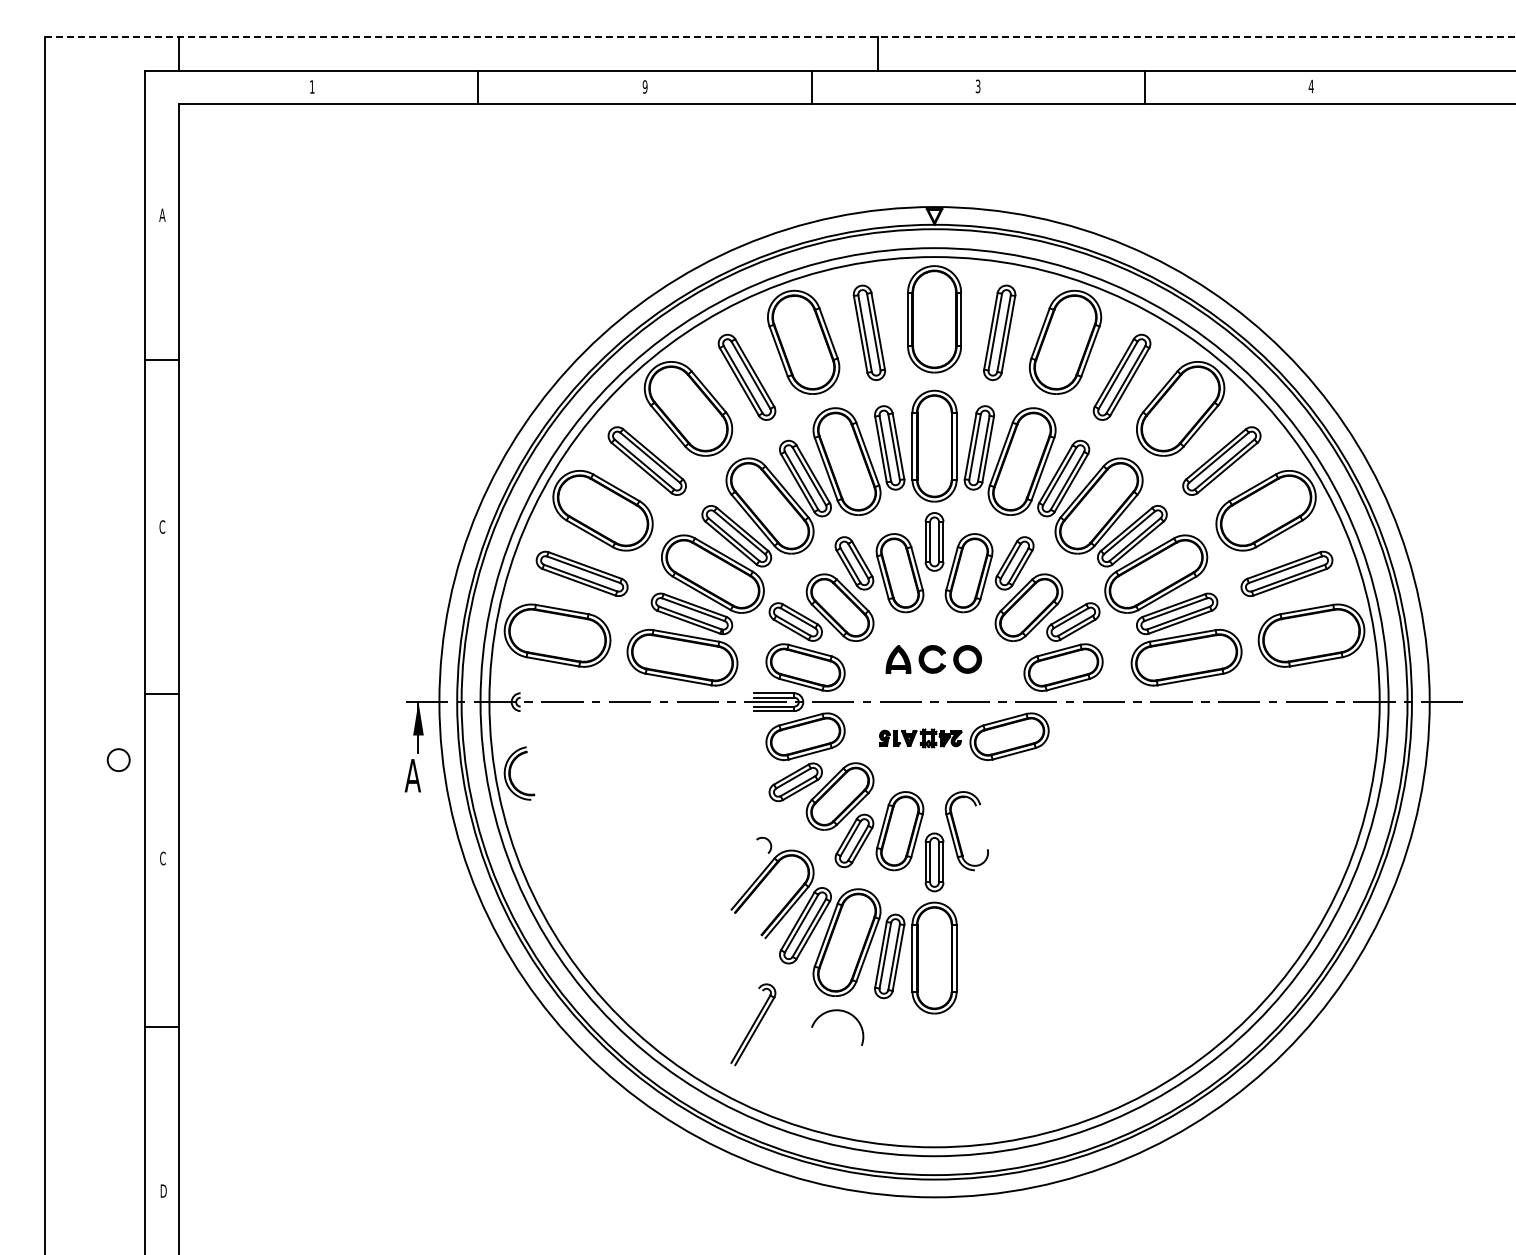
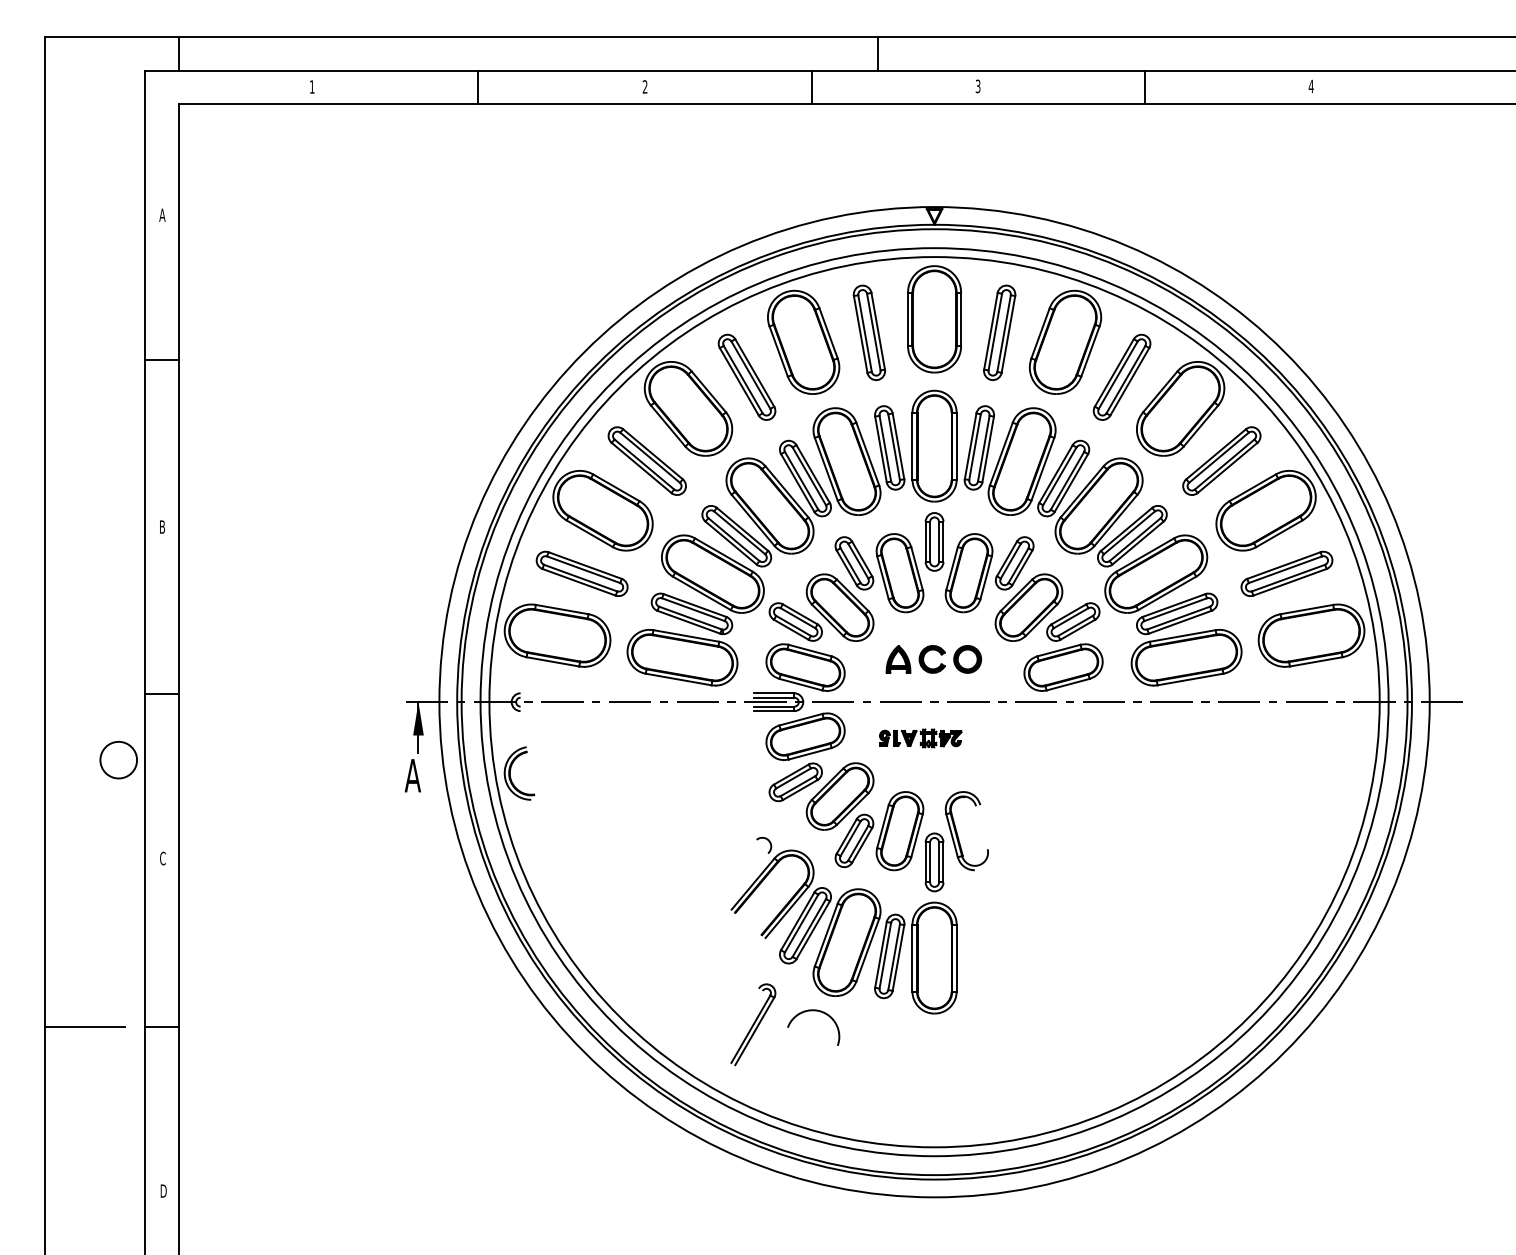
line: dashed -> solid (780, 37)
text: 9 -> 2 (644, 86)
text: C -> B (162, 526)
part: present -> none (1009, 736)
circle diameter: 22 px -> 37 px (118, 759)
curve position: (837, 1011) -> (813, 1011) (813, 1011)
line: none -> present (85, 1026)
